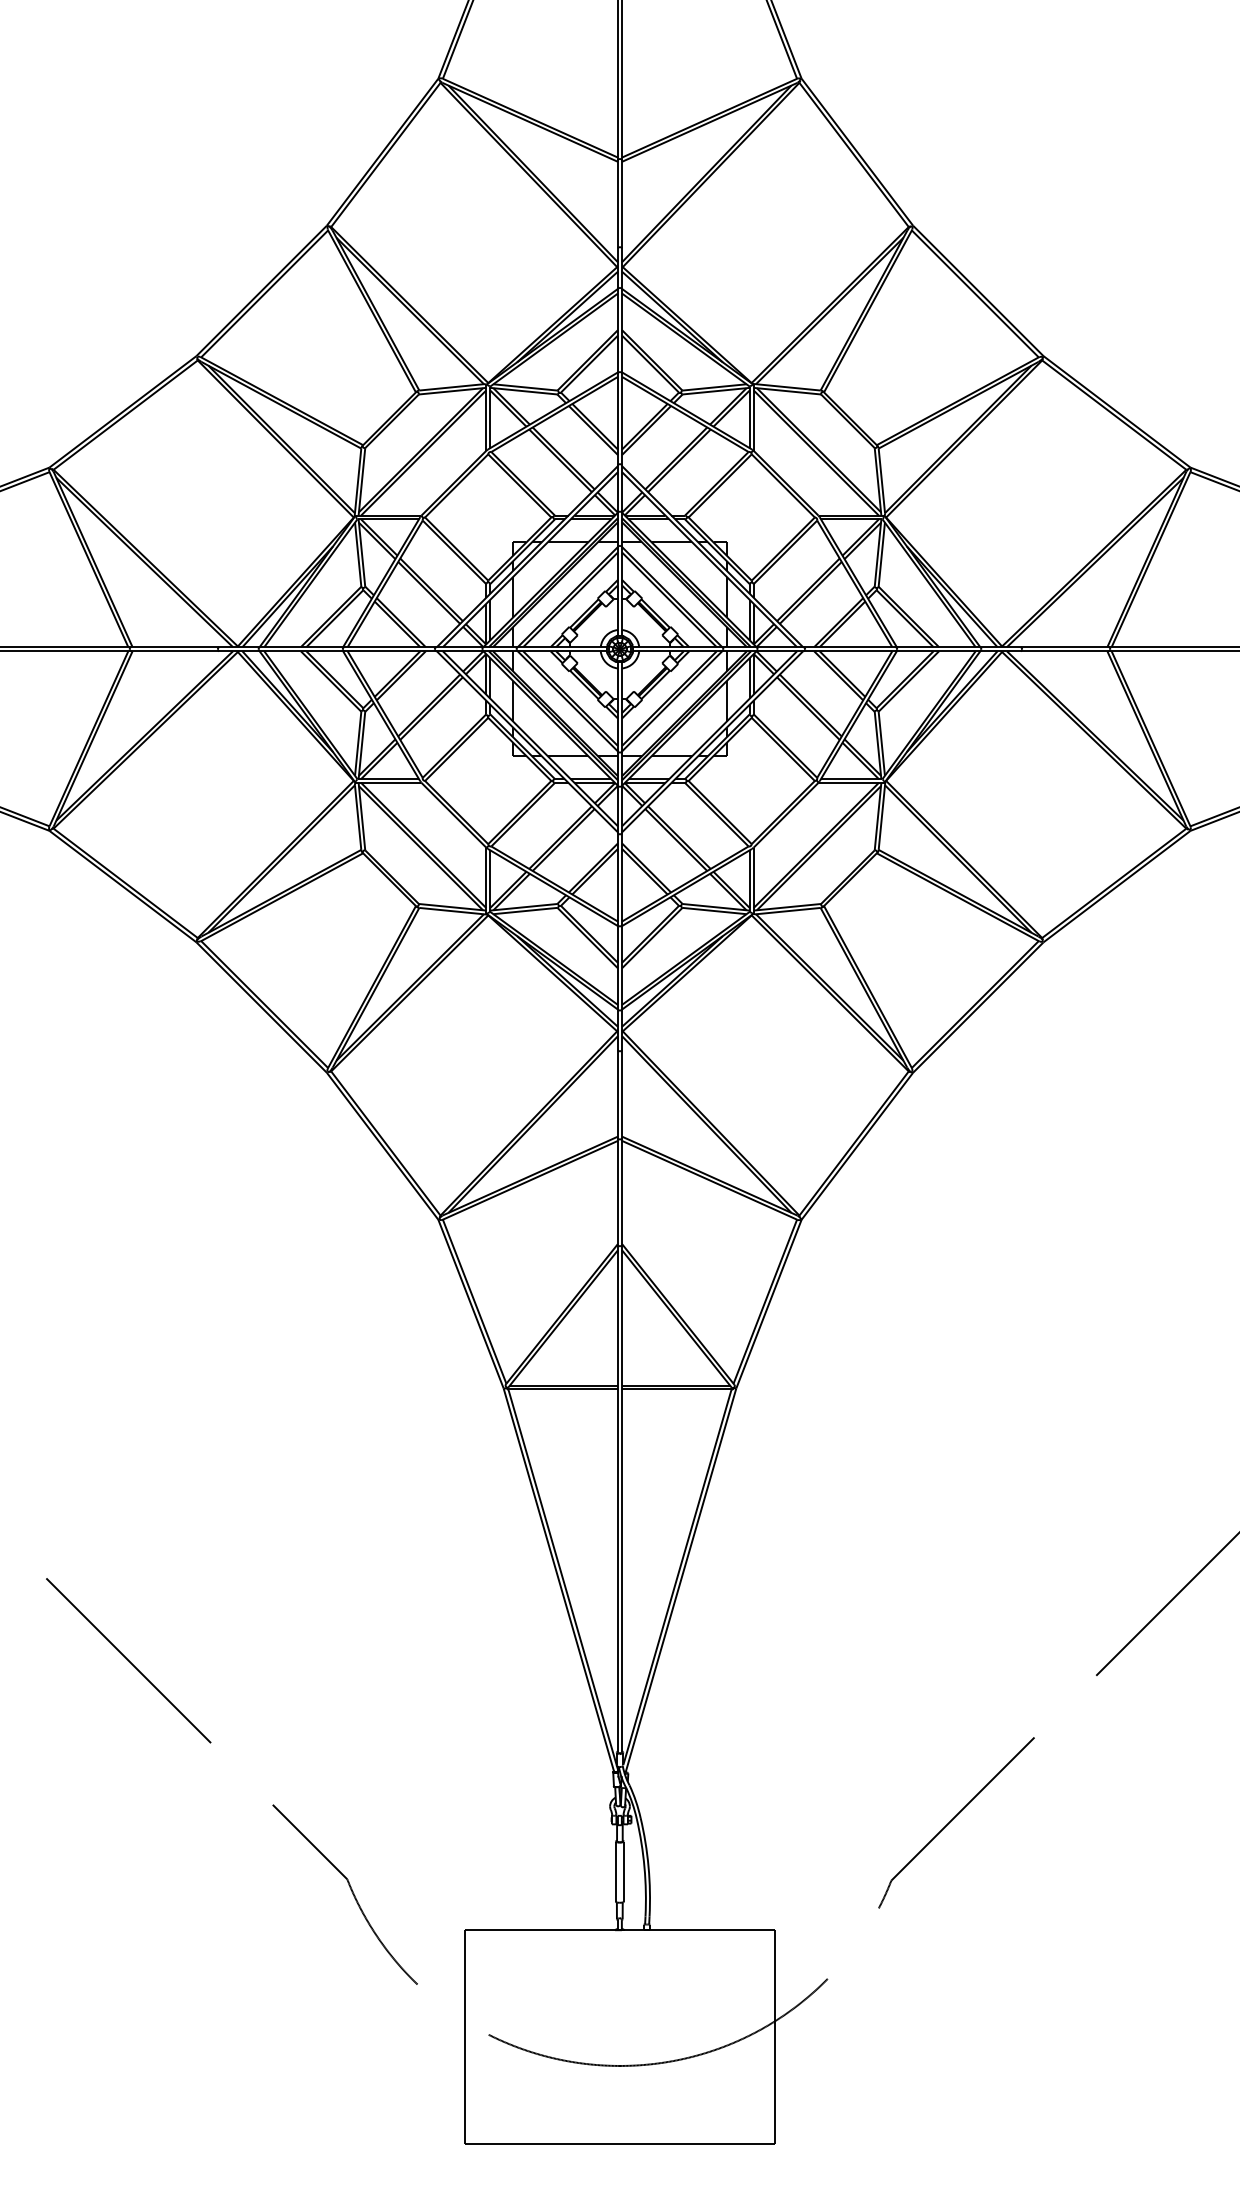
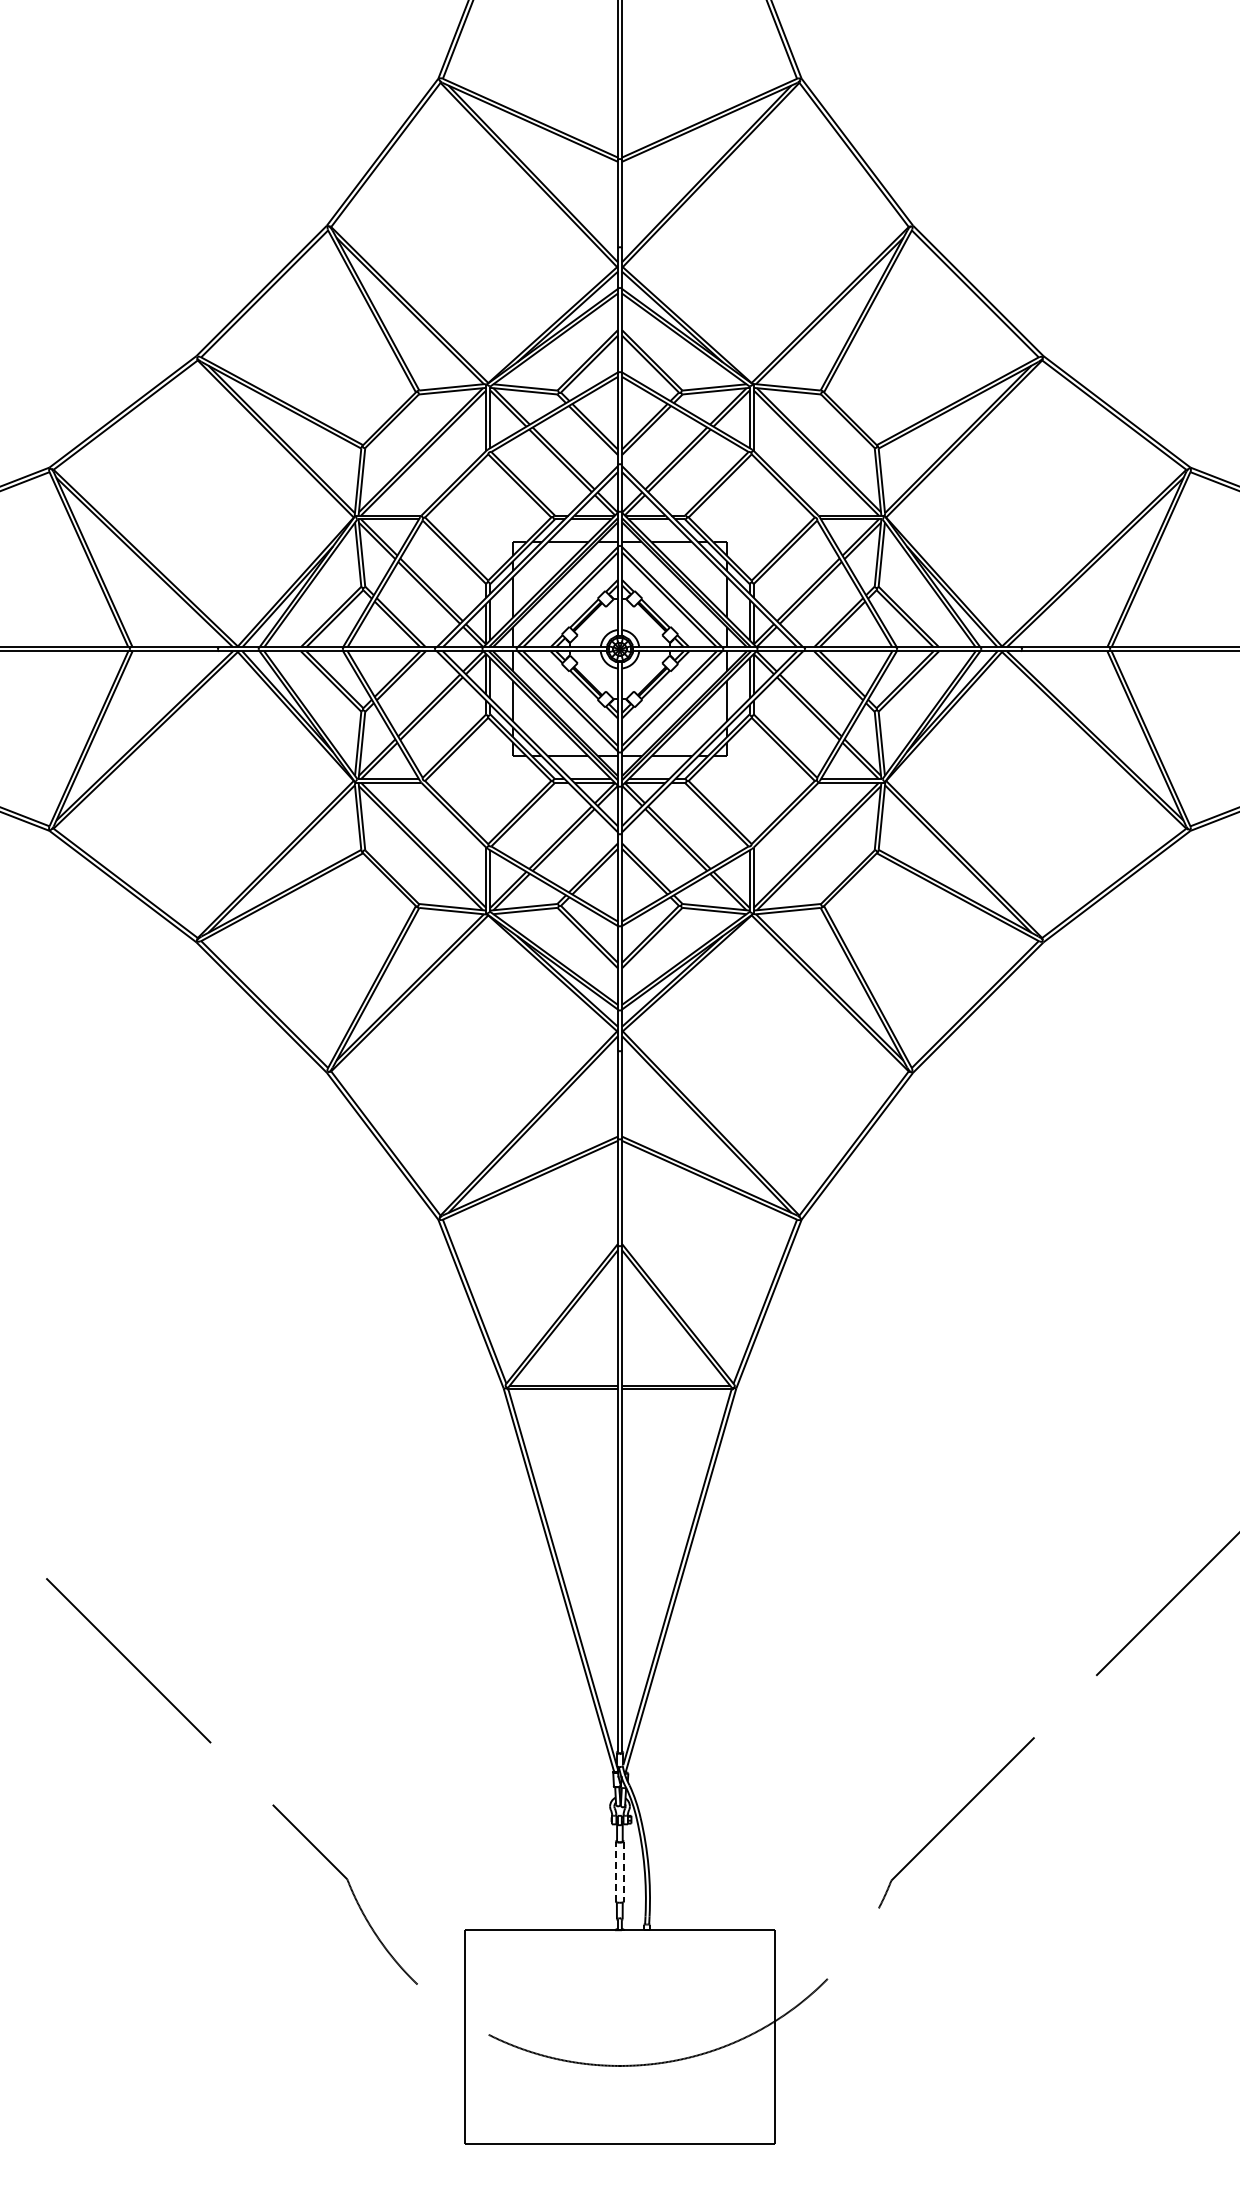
line: solid -> dashed (615, 1871)
line: solid -> dashed (624, 1872)
